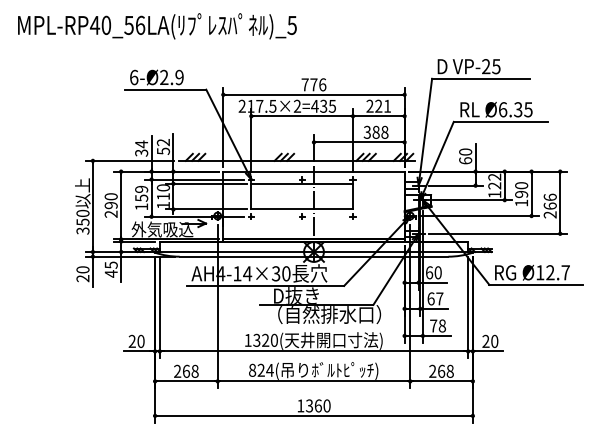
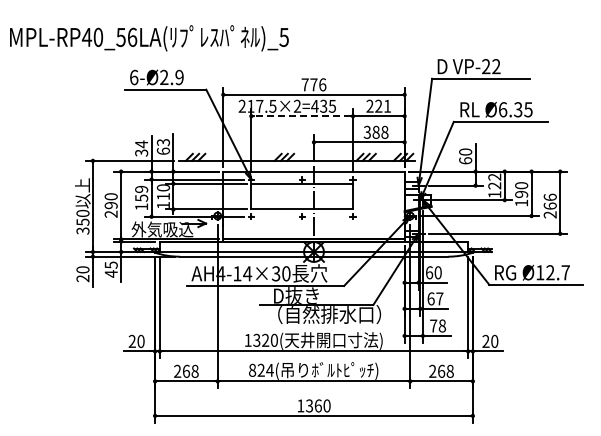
text position: (157, 26) -> (149, 38) (149, 38)
text: VP-25 -> VP-22 (496, 66)
line: solid -> dashed (301, 116)
text: 52 -> 63 (163, 146)
